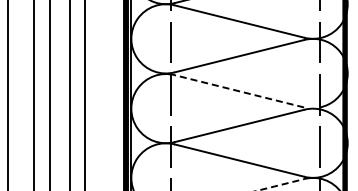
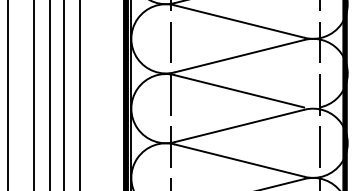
line: dashed -> solid (239, 91)
line position: (69, 94) -> (63, 94) (63, 94)
line position: (85, 94) -> (80, 94) (80, 94)
line: dashed -> solid (280, 184)
